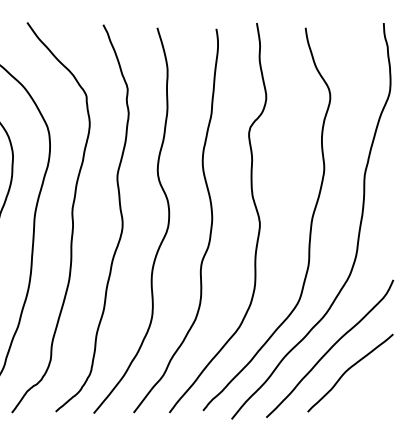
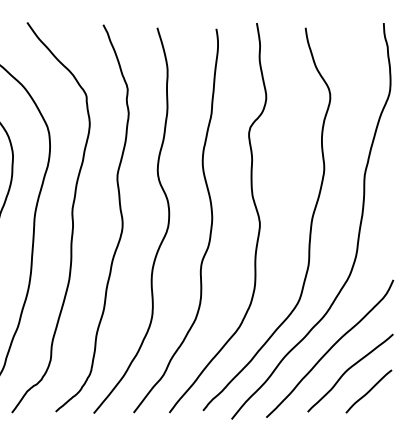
line: none -> present (368, 391)
